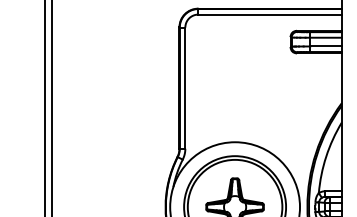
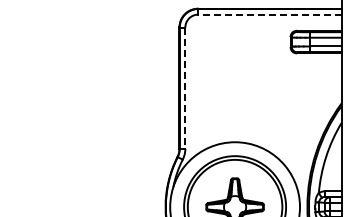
line: solid -> dashed (270, 14)
line: solid -> dashed (185, 88)
line: present -> none (45, 107)
line: present -> none (51, 107)
